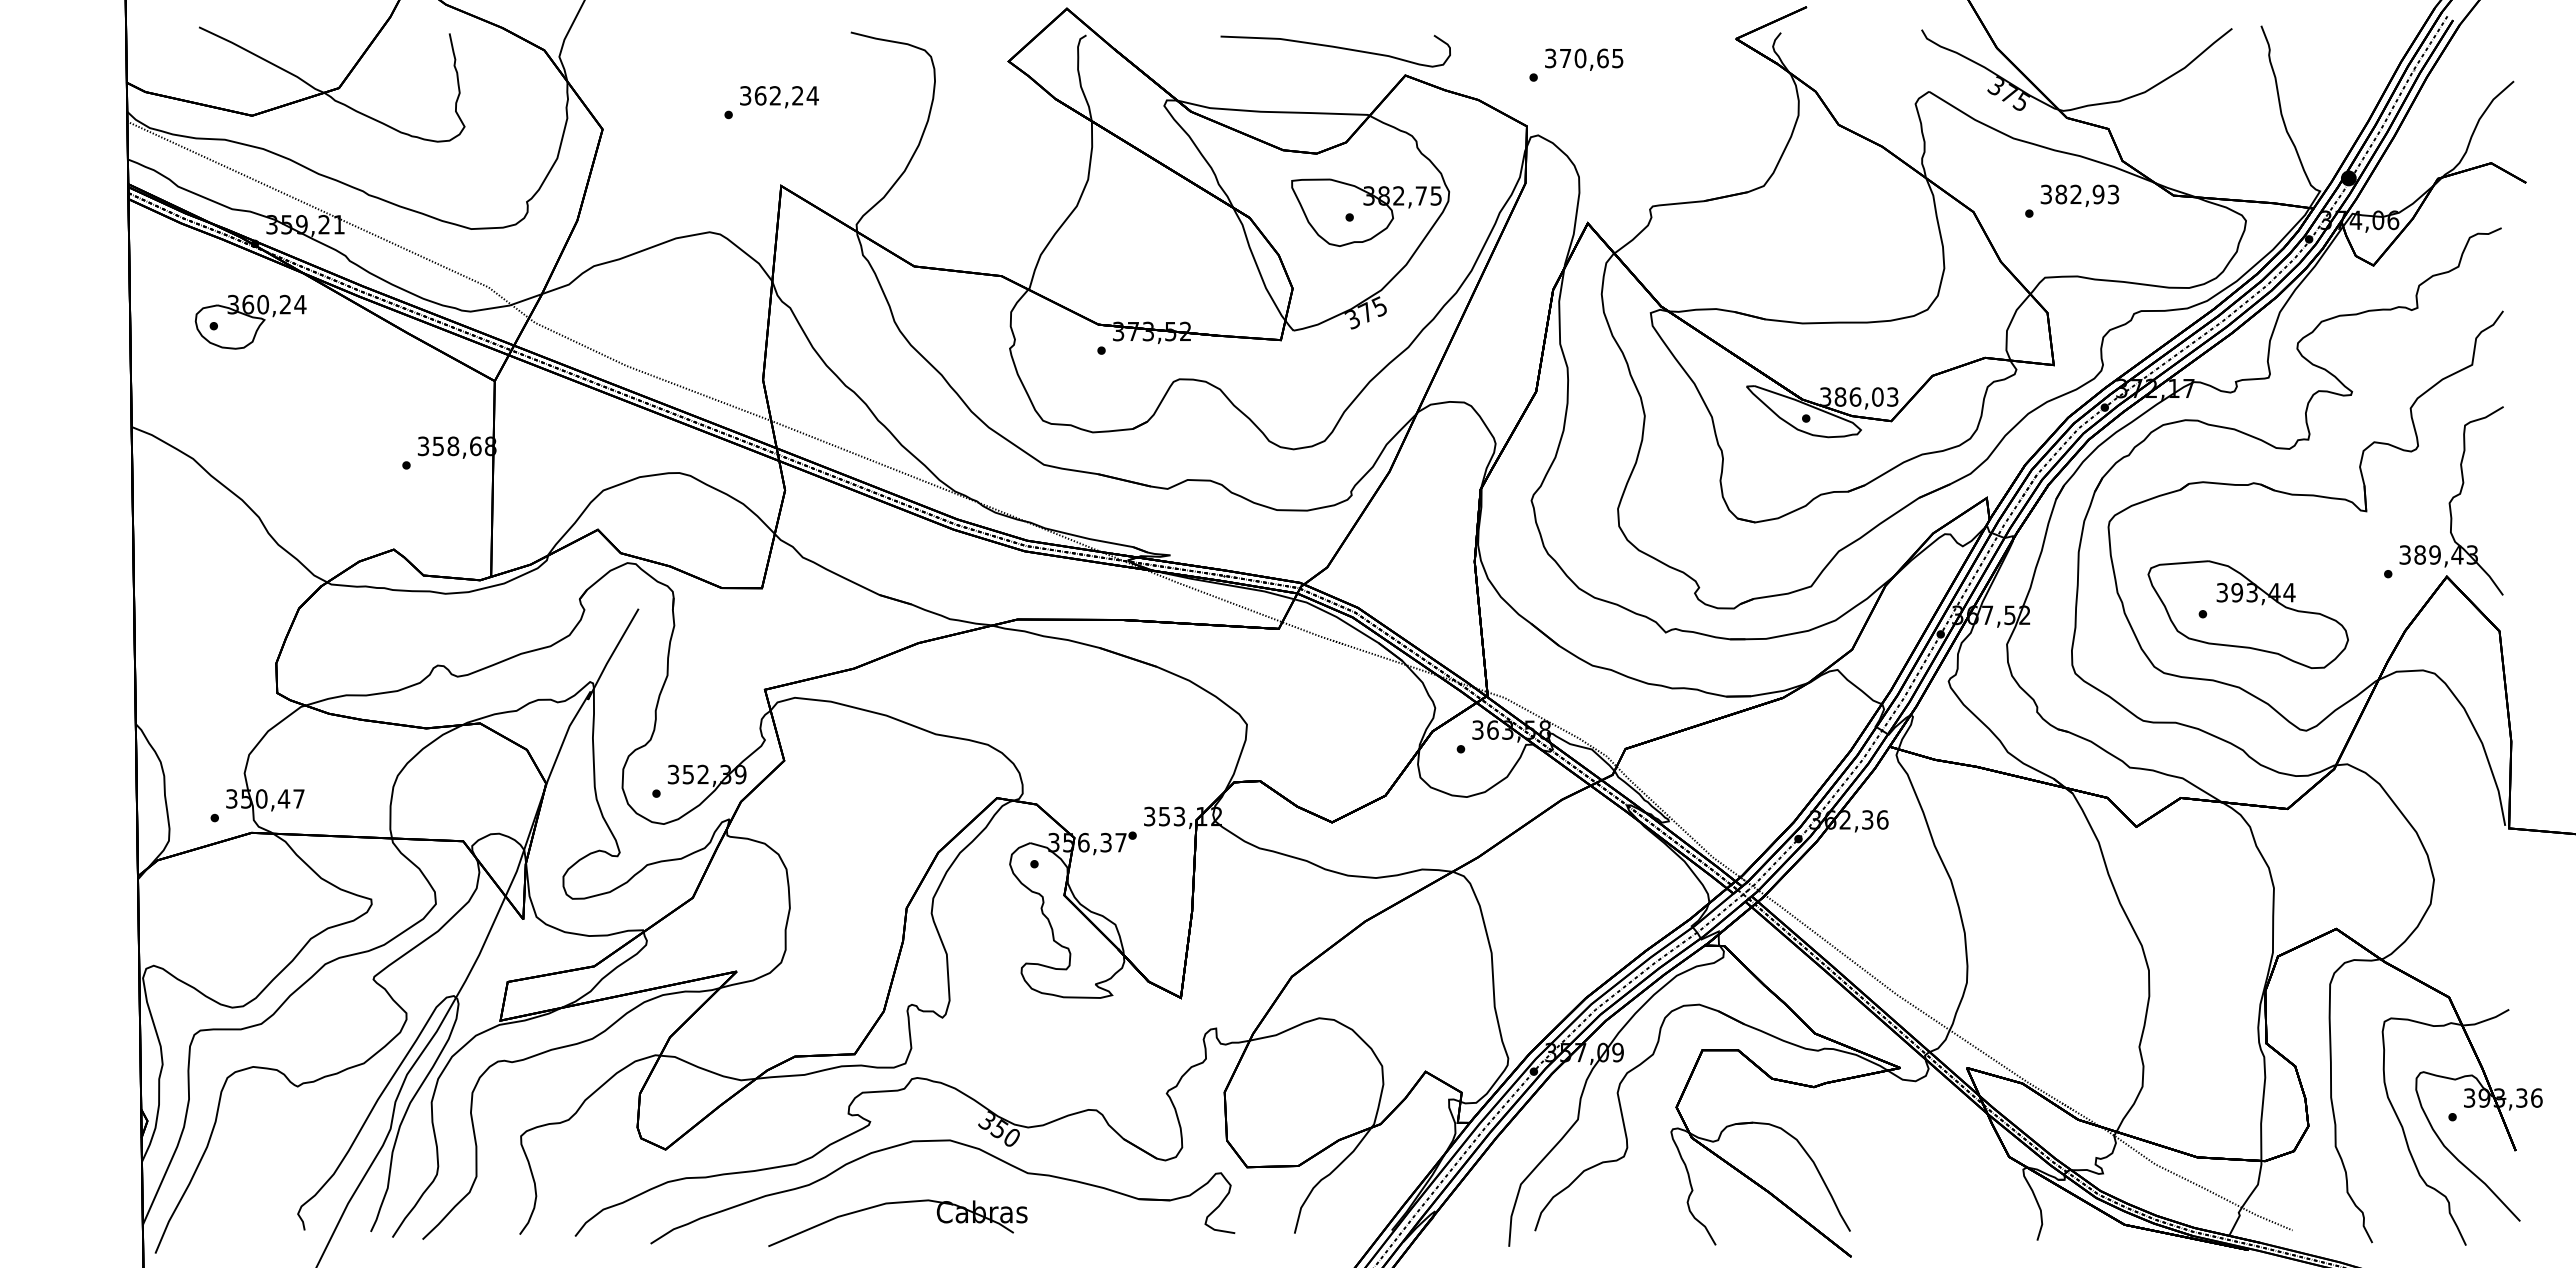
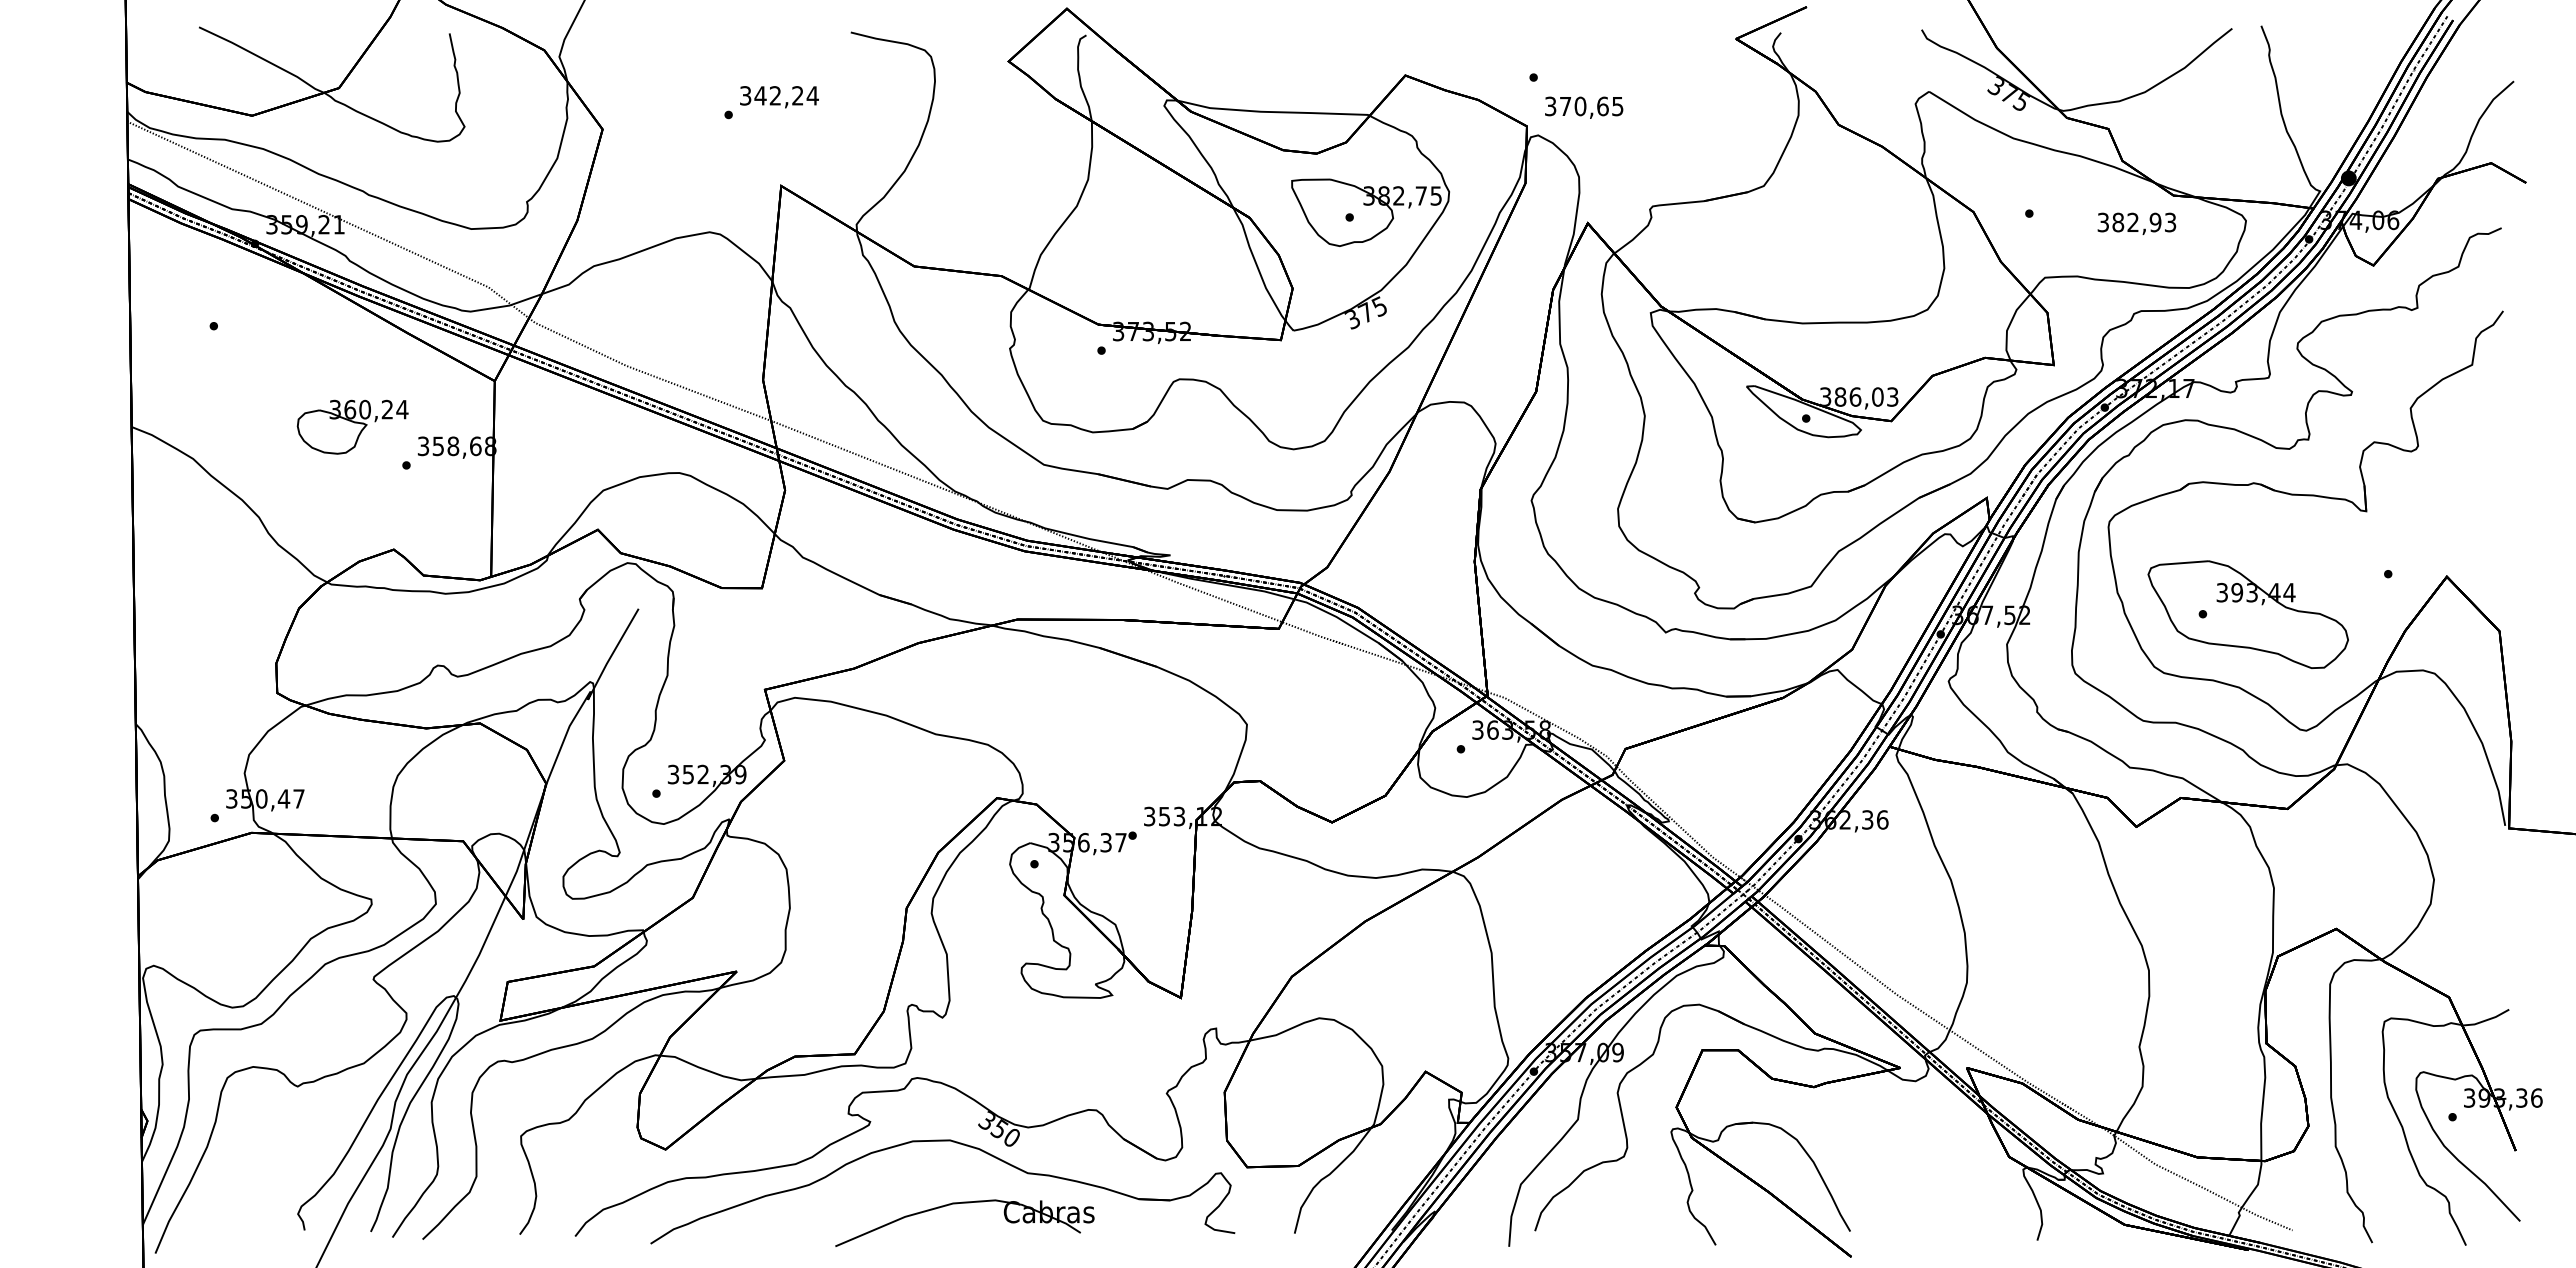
curve: present -> none (1336, 48)
text position: (1584, 59) -> (1584, 107) (1584, 107)
text: 362,24 -> 342,24 (760, 95)
text position: (2079, 195) -> (2136, 223) (2136, 223)
part position: (250, 321) -> (352, 426) (352, 426)
part: present -> none (2451, 500)
part position: (897, 1203) -> (964, 1203) (964, 1203)
